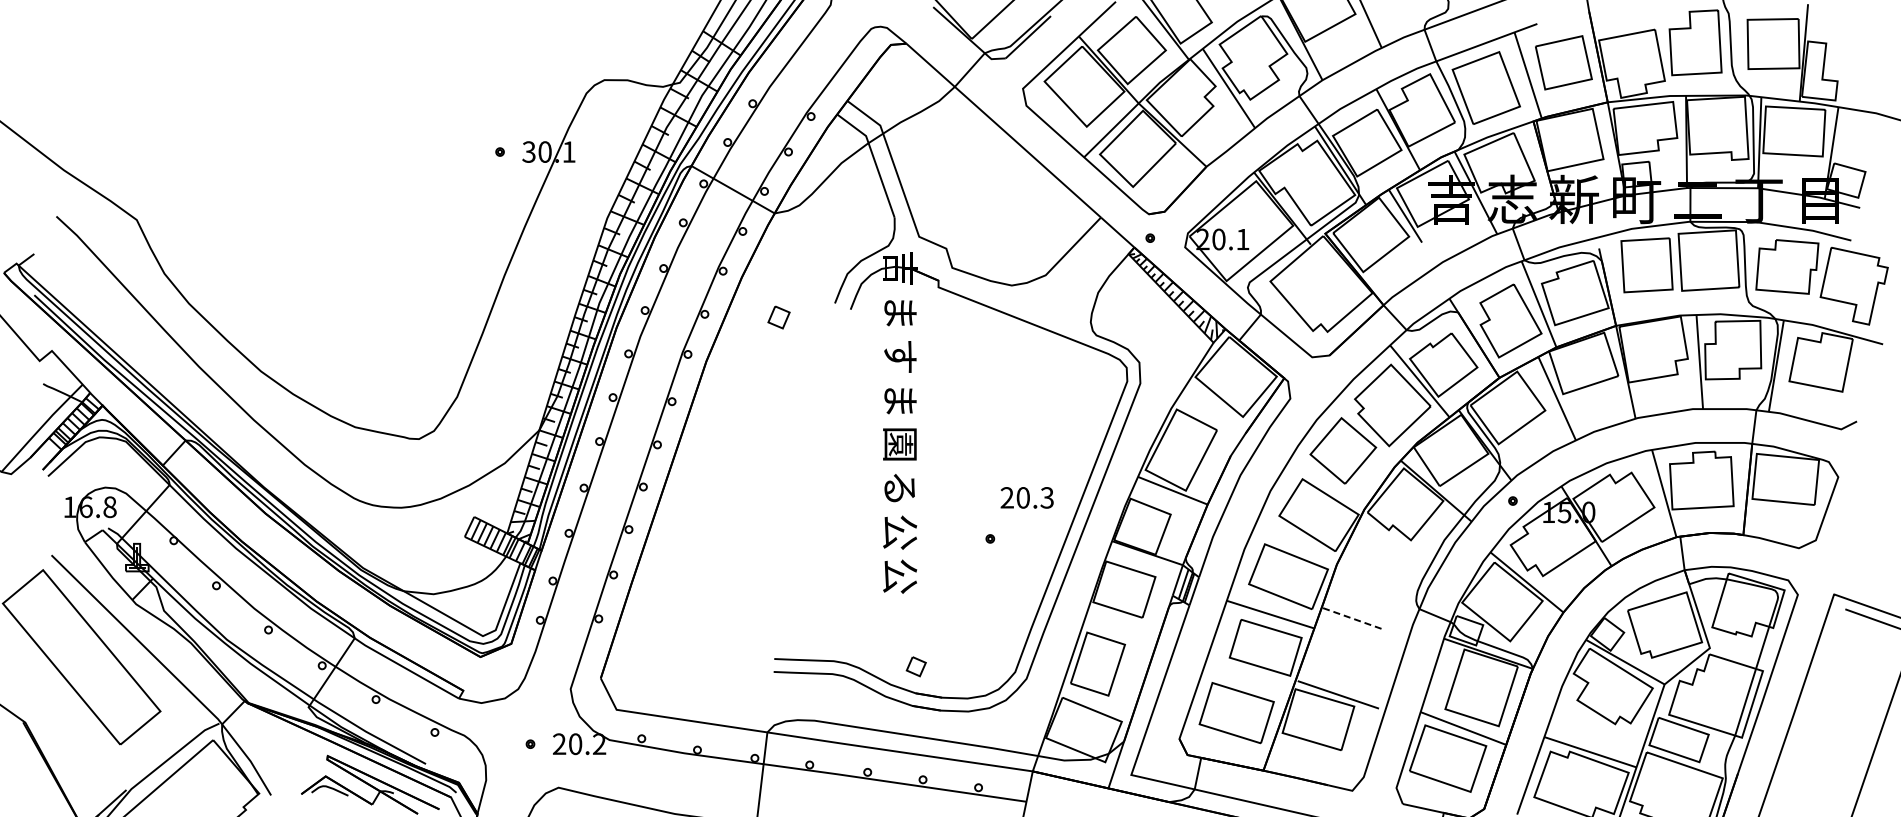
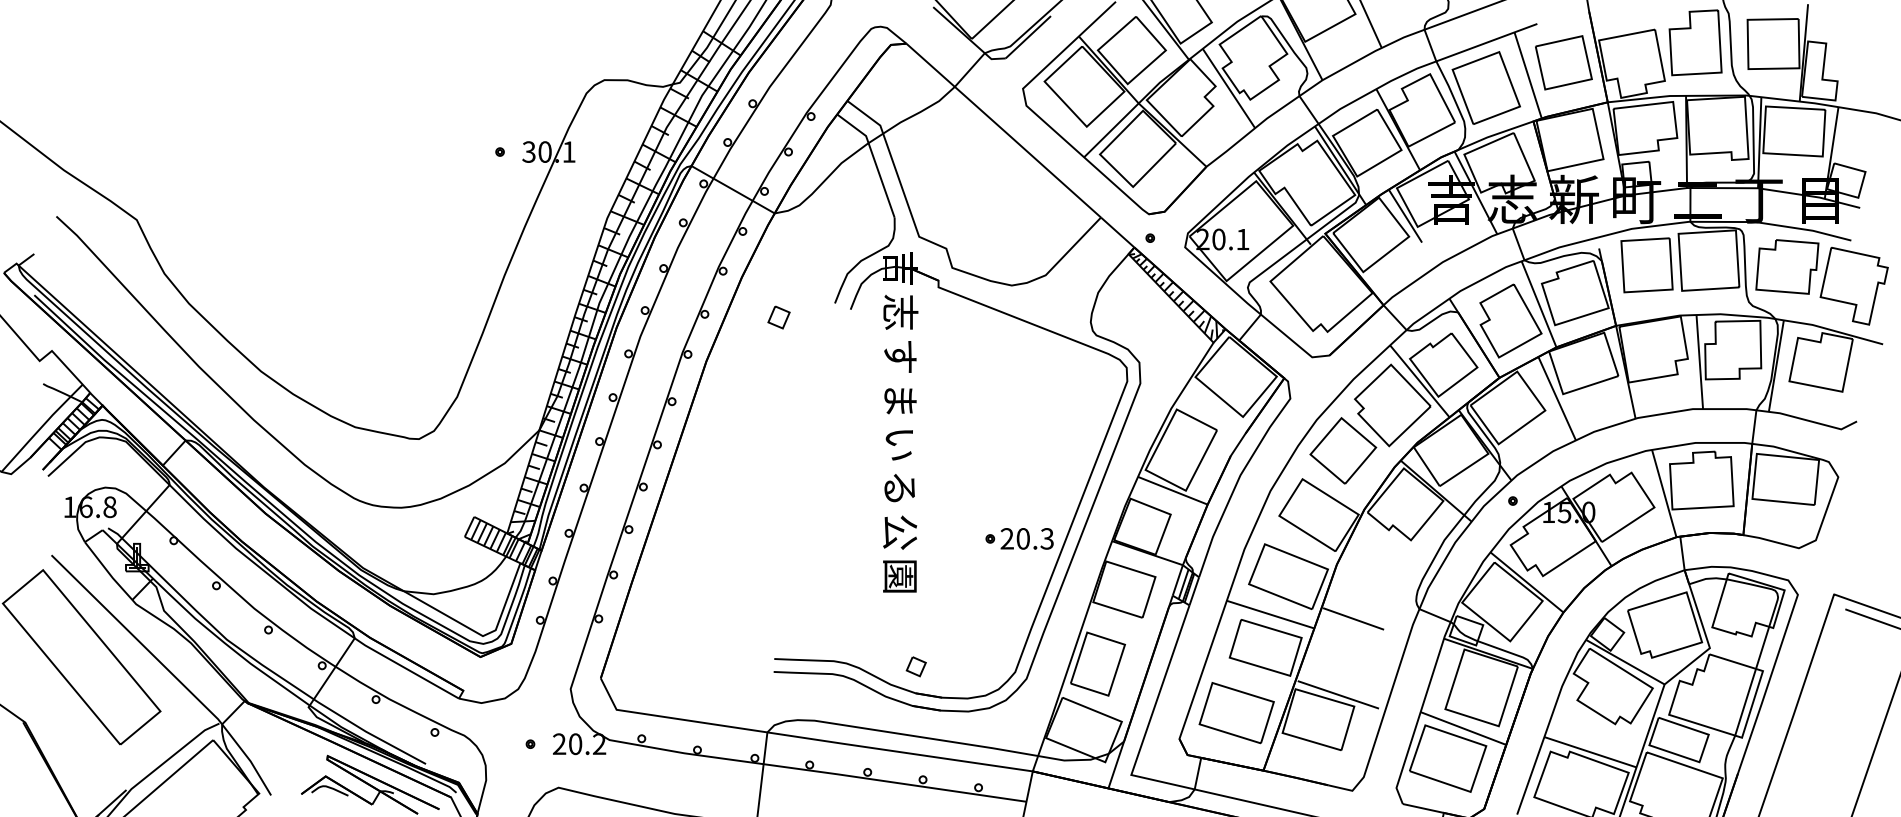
text: ま -> 志 (900, 311)
text: 園 -> い (899, 444)
text position: (1026, 497) -> (1026, 538) (1026, 538)
text: 公 -> 園 (900, 576)
line: dashed -> solid (1354, 619)
